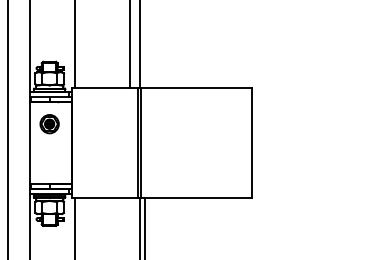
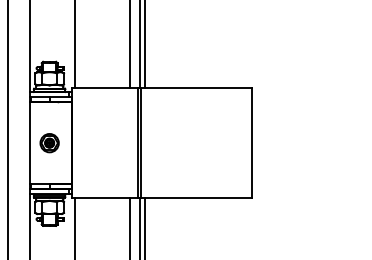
line: none -> present (145, 45)
part position: (49, 124) -> (49, 143) (49, 143)
line: none -> present (129, 227)
